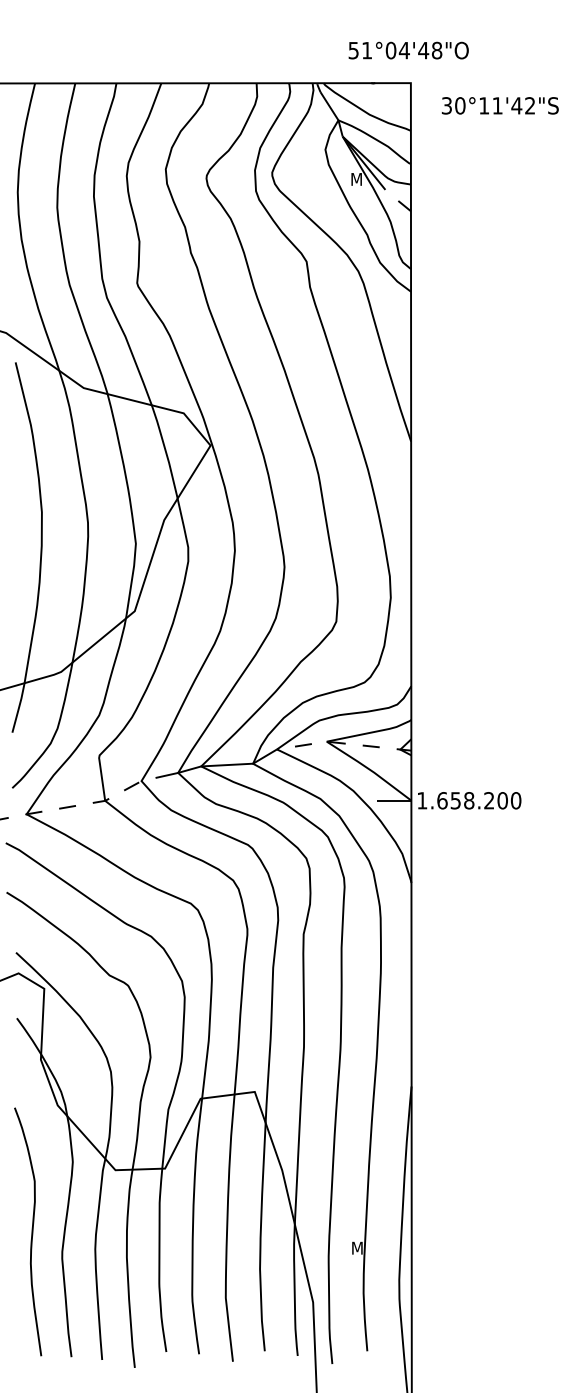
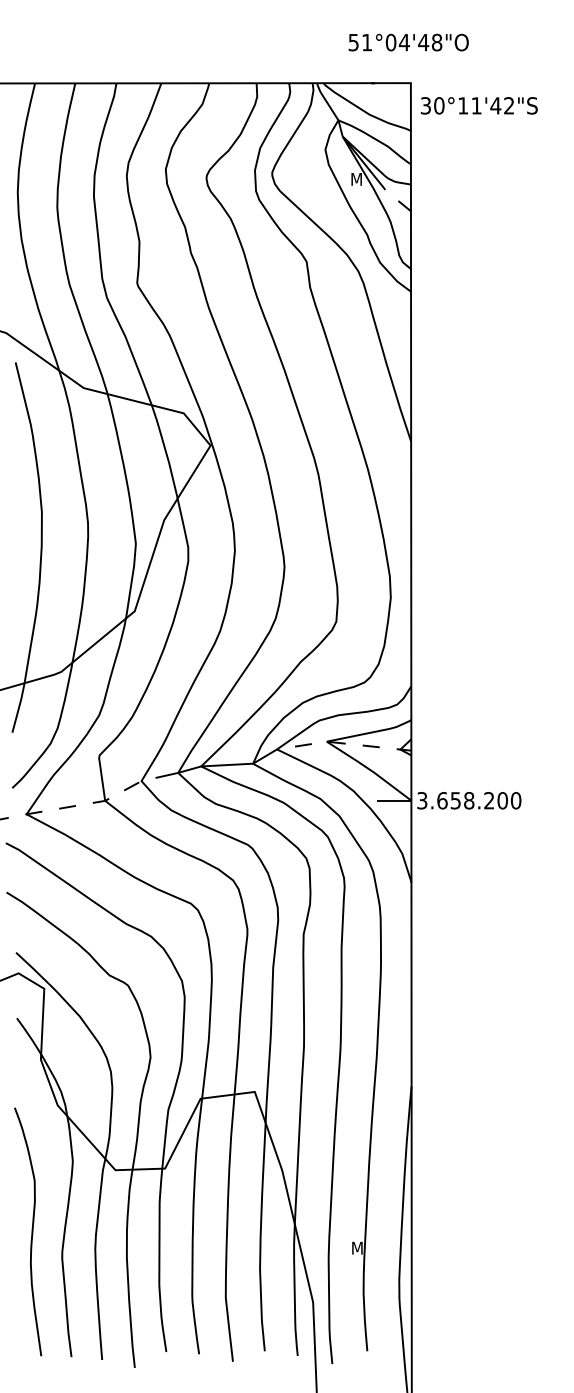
text position: (408, 50) -> (408, 42) (408, 42)
text position: (499, 105) -> (478, 105) (478, 105)
text: 1.658.200 -> 3.658.200 (422, 800)
